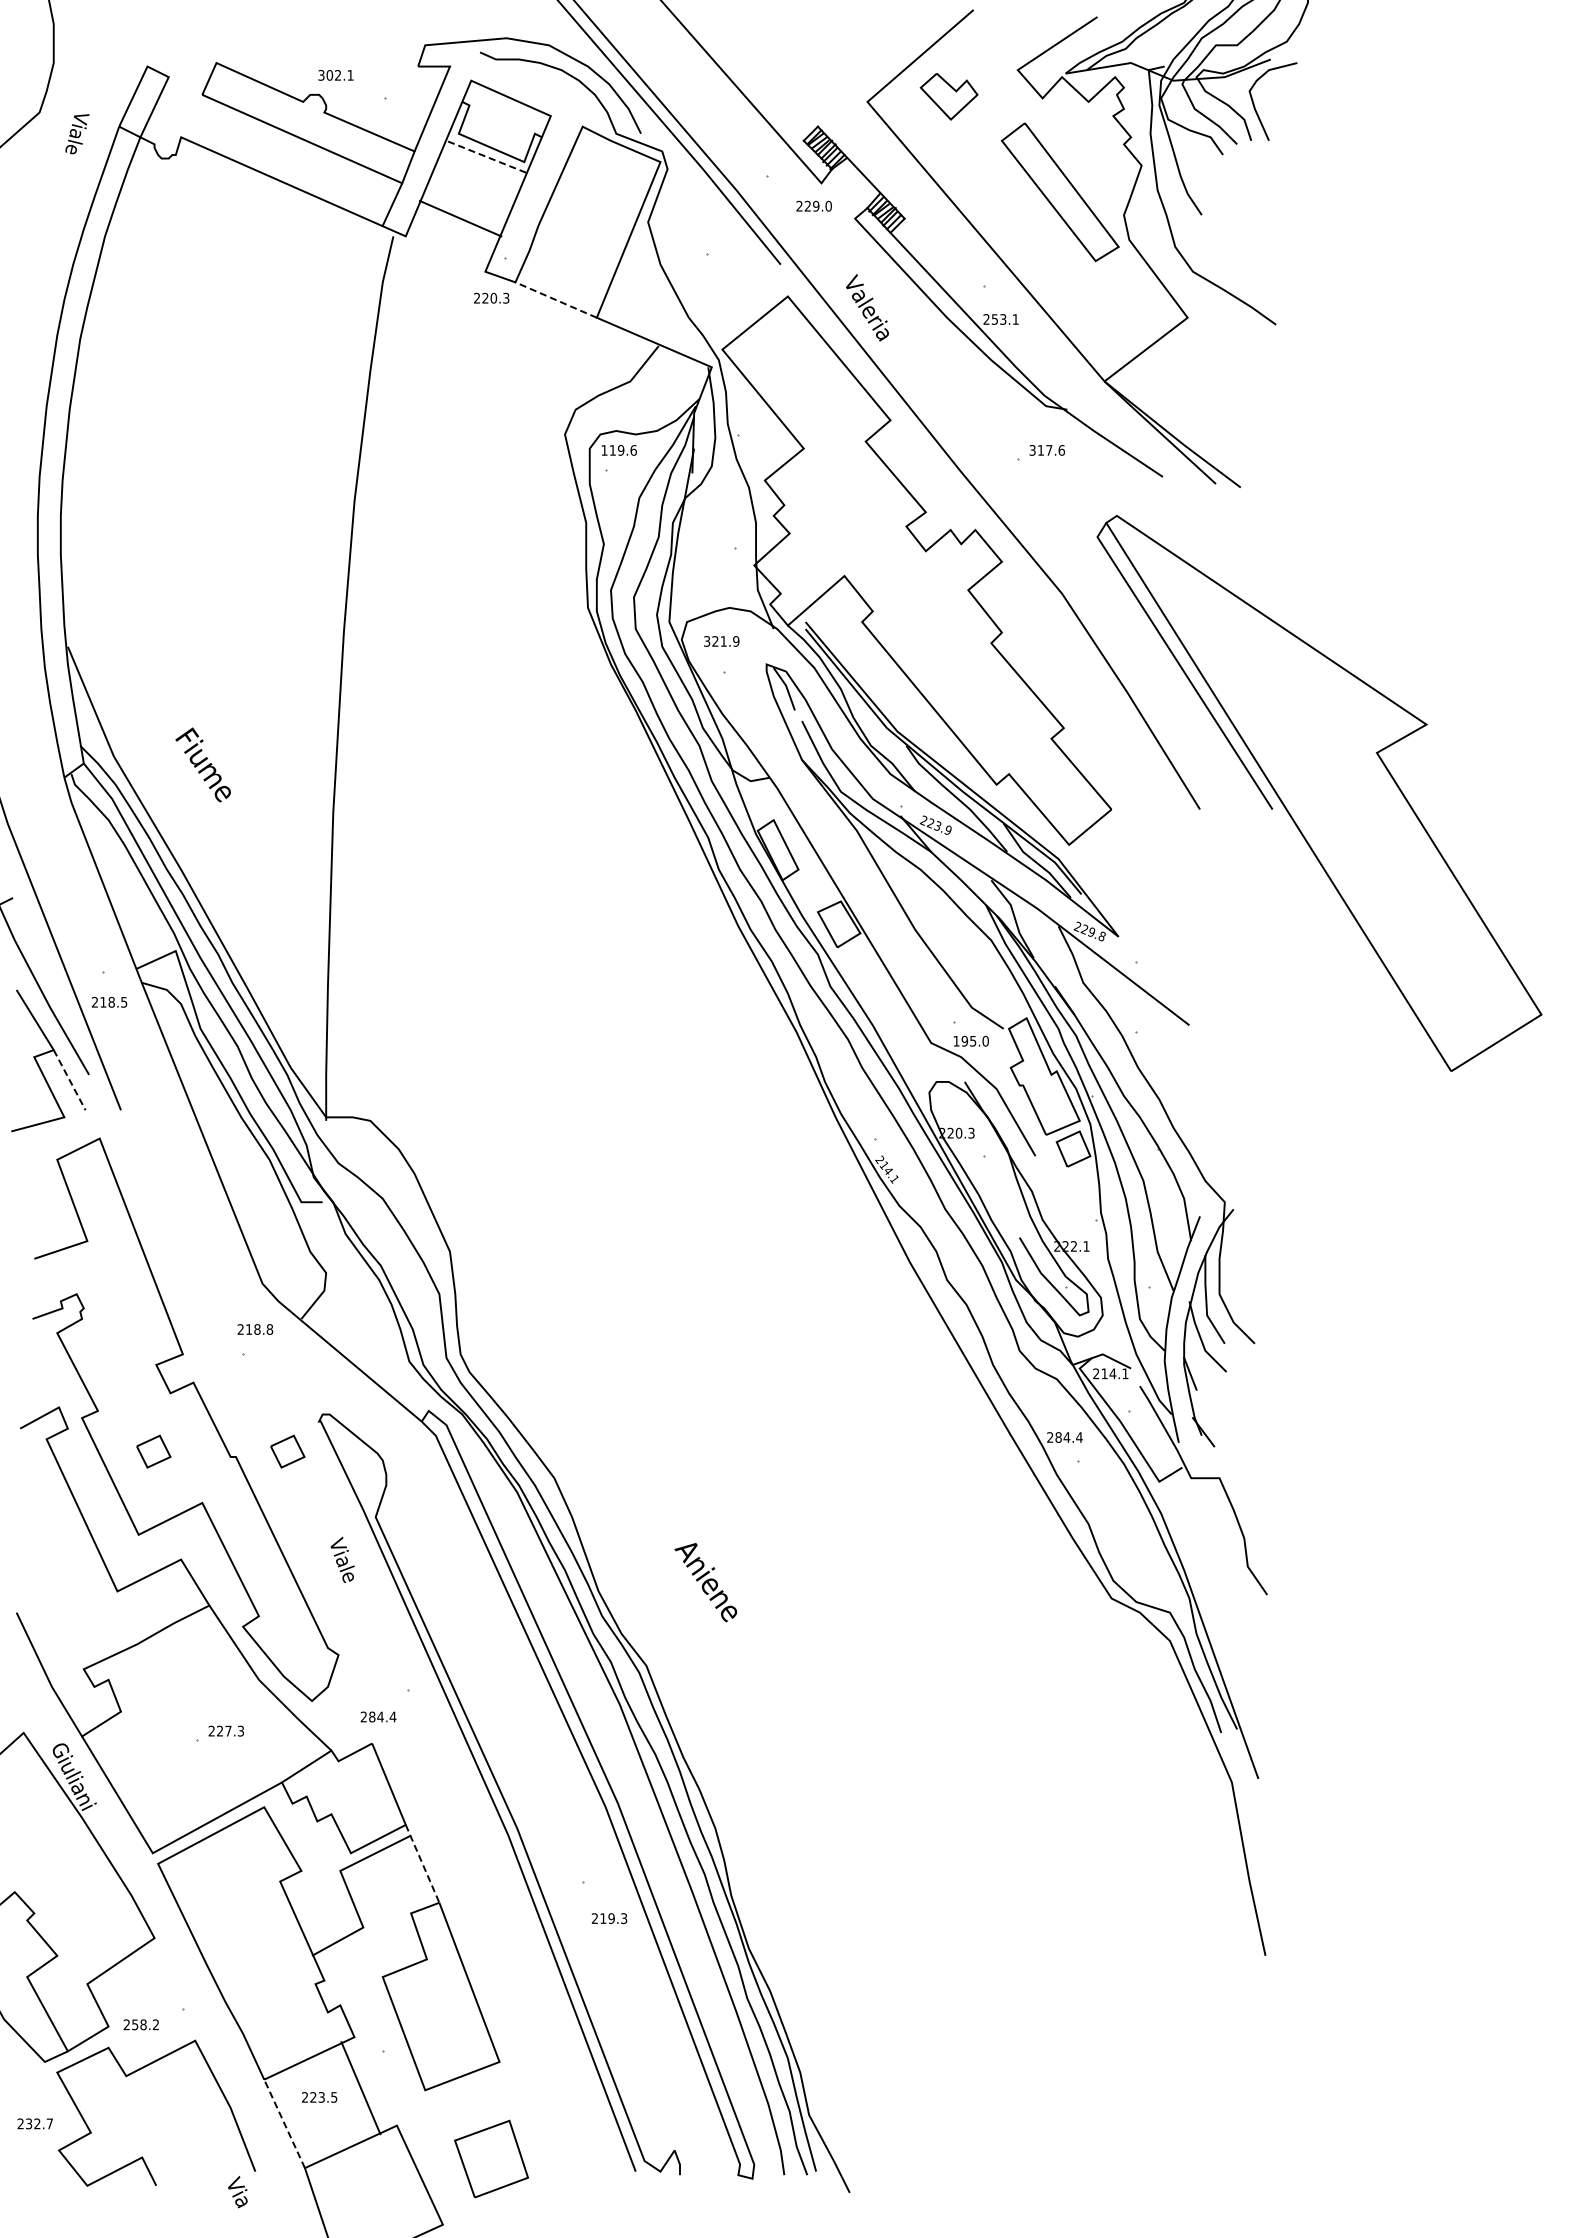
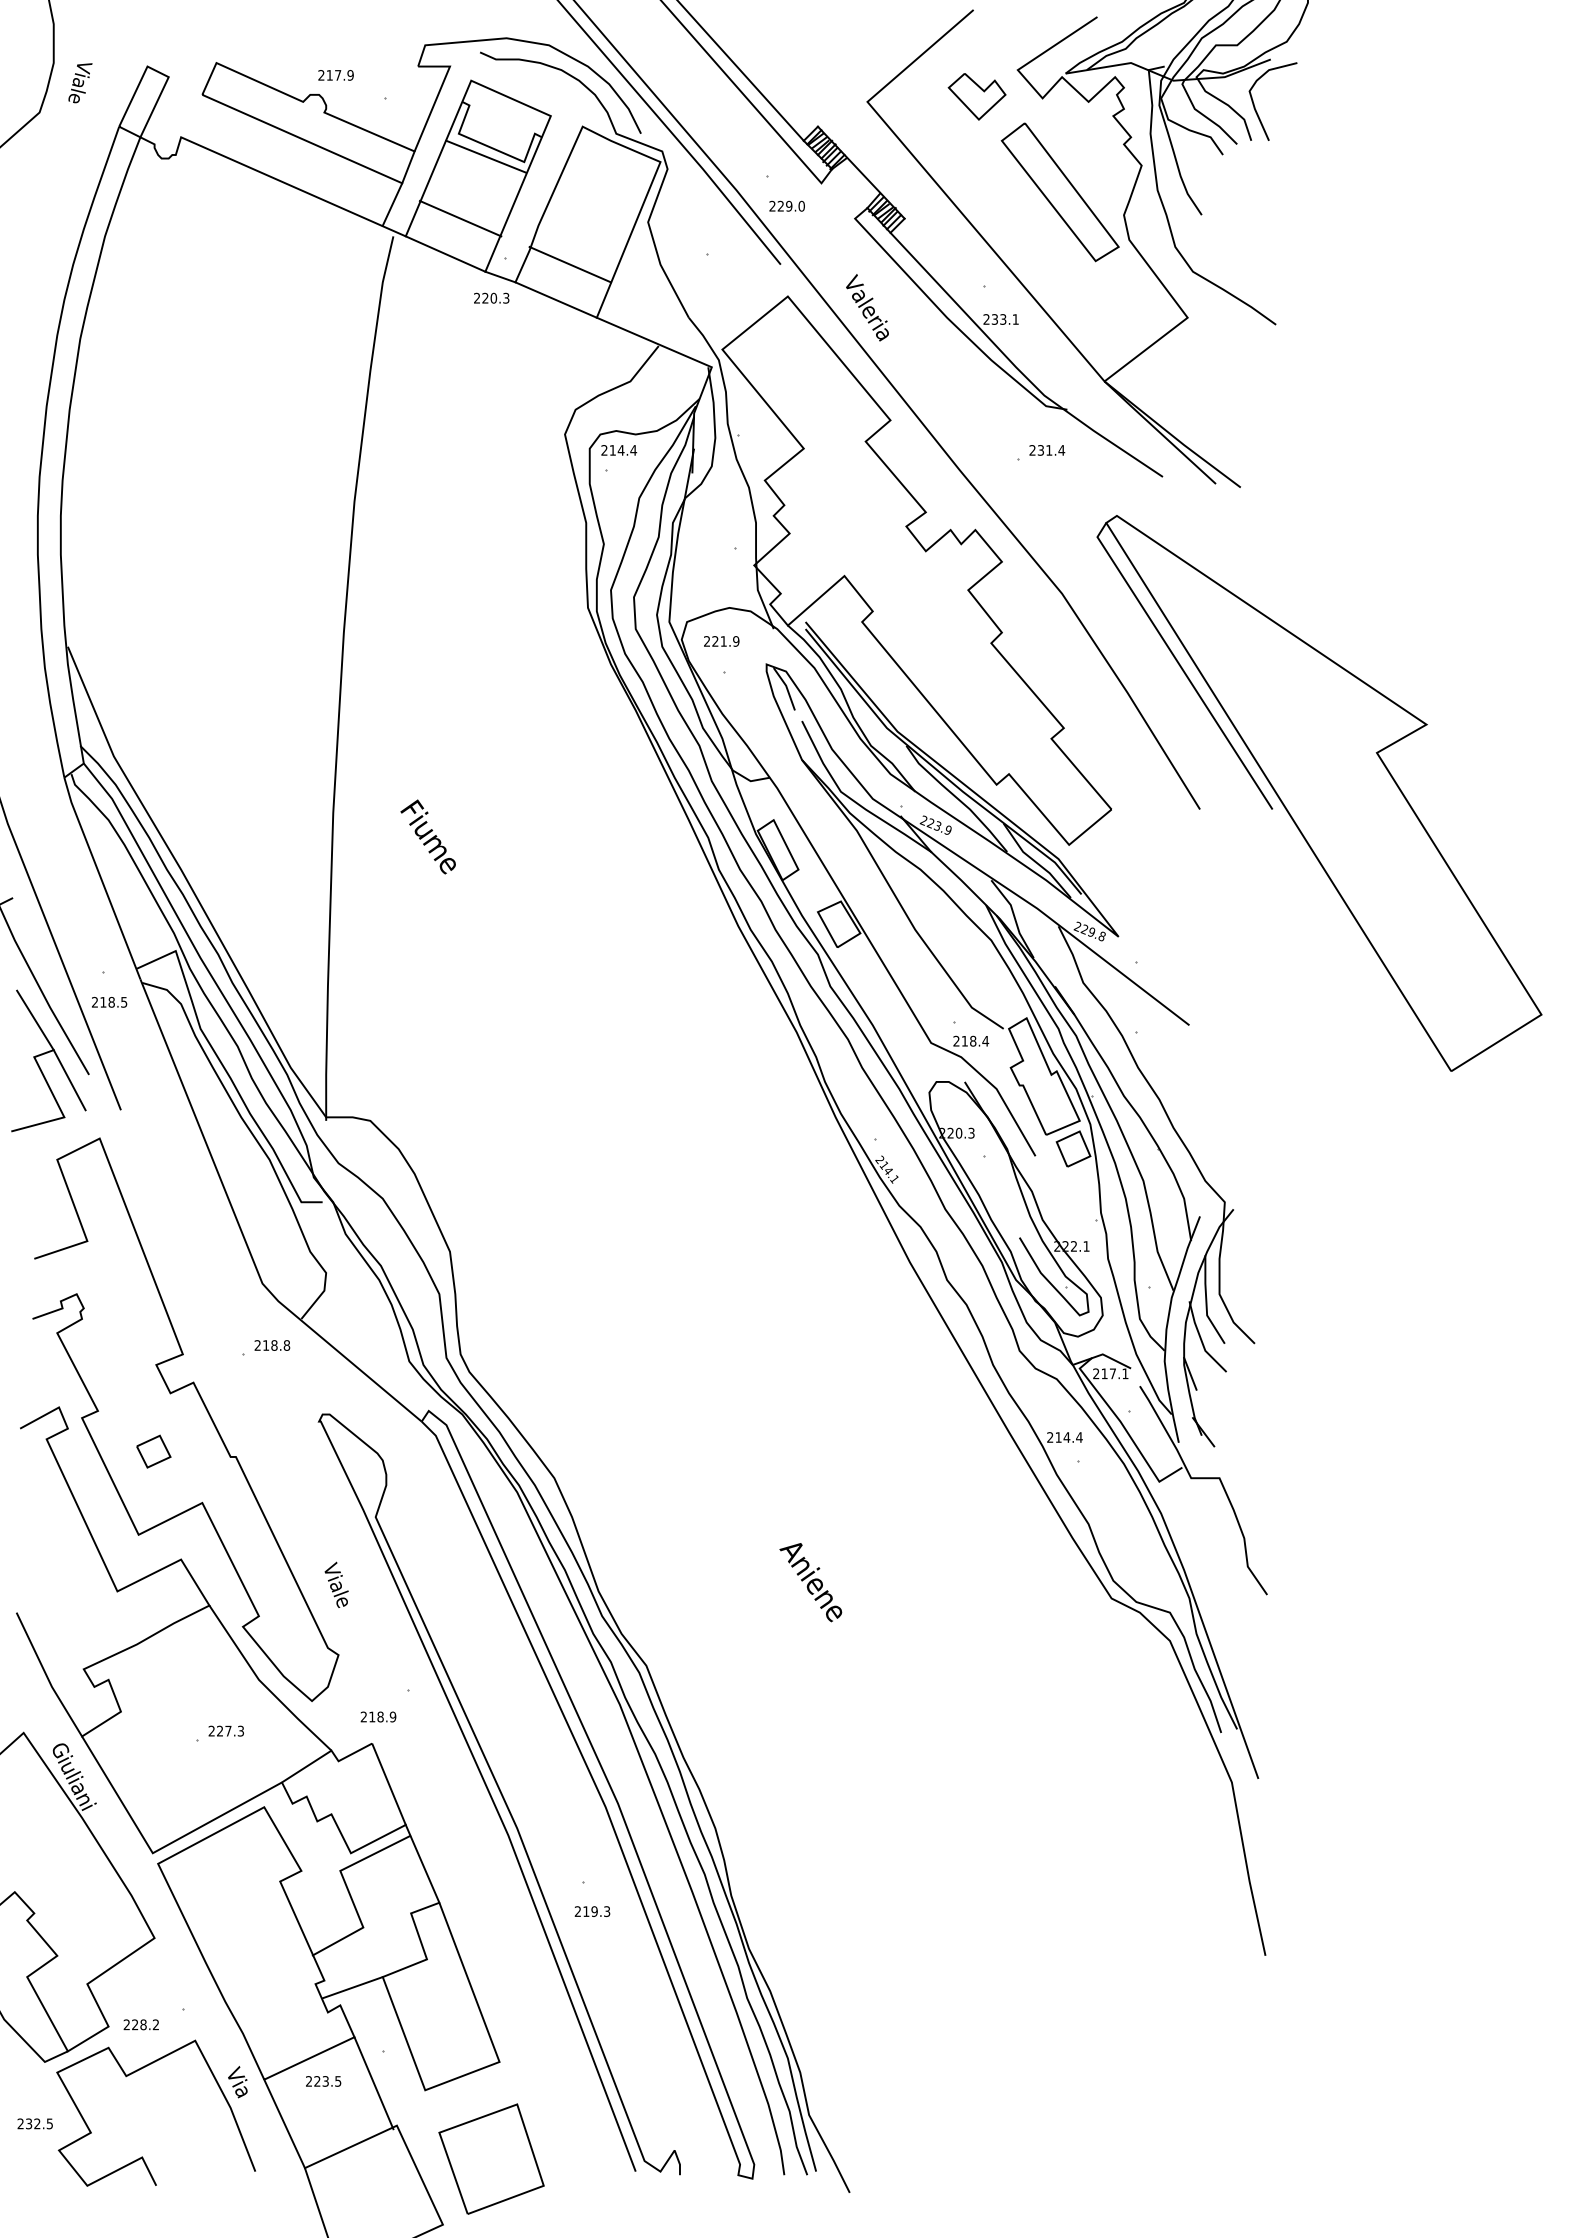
line: none -> present (741, 71)
text: 302.1 -> 217.9 (335, 75)
part position: (948, 96) -> (976, 96) (976, 96)
text position: (77, 134) -> (80, 83) (80, 83)
line: dashed -> solid (486, 156)
text position: (813, 205) -> (786, 205) (786, 205)
line: none -> present (445, 253)
line: none -> present (569, 264)
line: dashed -> solid (555, 299)
text: 253.1 -> 233.1 (994, 318)
text: 119.6 -> 214.4 (619, 450)
text: 317.6 -> 231.4 (1047, 450)
text: 321.9 -> 221.9 (707, 641)
text position: (202, 764) -> (427, 836) (427, 836)
text: 195.0 -> 218.4 (971, 1040)
line: dashed -> solid (69, 1080)
text position: (255, 1329) -> (272, 1345) (272, 1345)
text: 214.1 -> 217.1 (1112, 1373)
text: 284.4 -> 214.4 (1058, 1437)
part: present -> none (287, 1451)
text position: (342, 1559) -> (336, 1584) (336, 1584)
text position: (705, 1582) -> (810, 1582) (810, 1582)
text: 284.4 -> 218.9 (382, 1716)
line: dashed -> solid (422, 1864)
text position: (609, 1918) -> (592, 1911) (592, 1911)
line: none -> present (352, 1987)
text: 258.2 -> 228.2 (135, 2024)
line position: (360, 2088) -> (373, 2083) (373, 2083)
text position: (319, 2097) -> (323, 2081) (323, 2081)
text: 232.7 -> 232.5 (49, 2123)
line: dashed -> solid (284, 2123)
part size: 75x80 px -> 107x112 px (491, 2158)
text position: (237, 2192) -> (237, 2082) (237, 2082)
